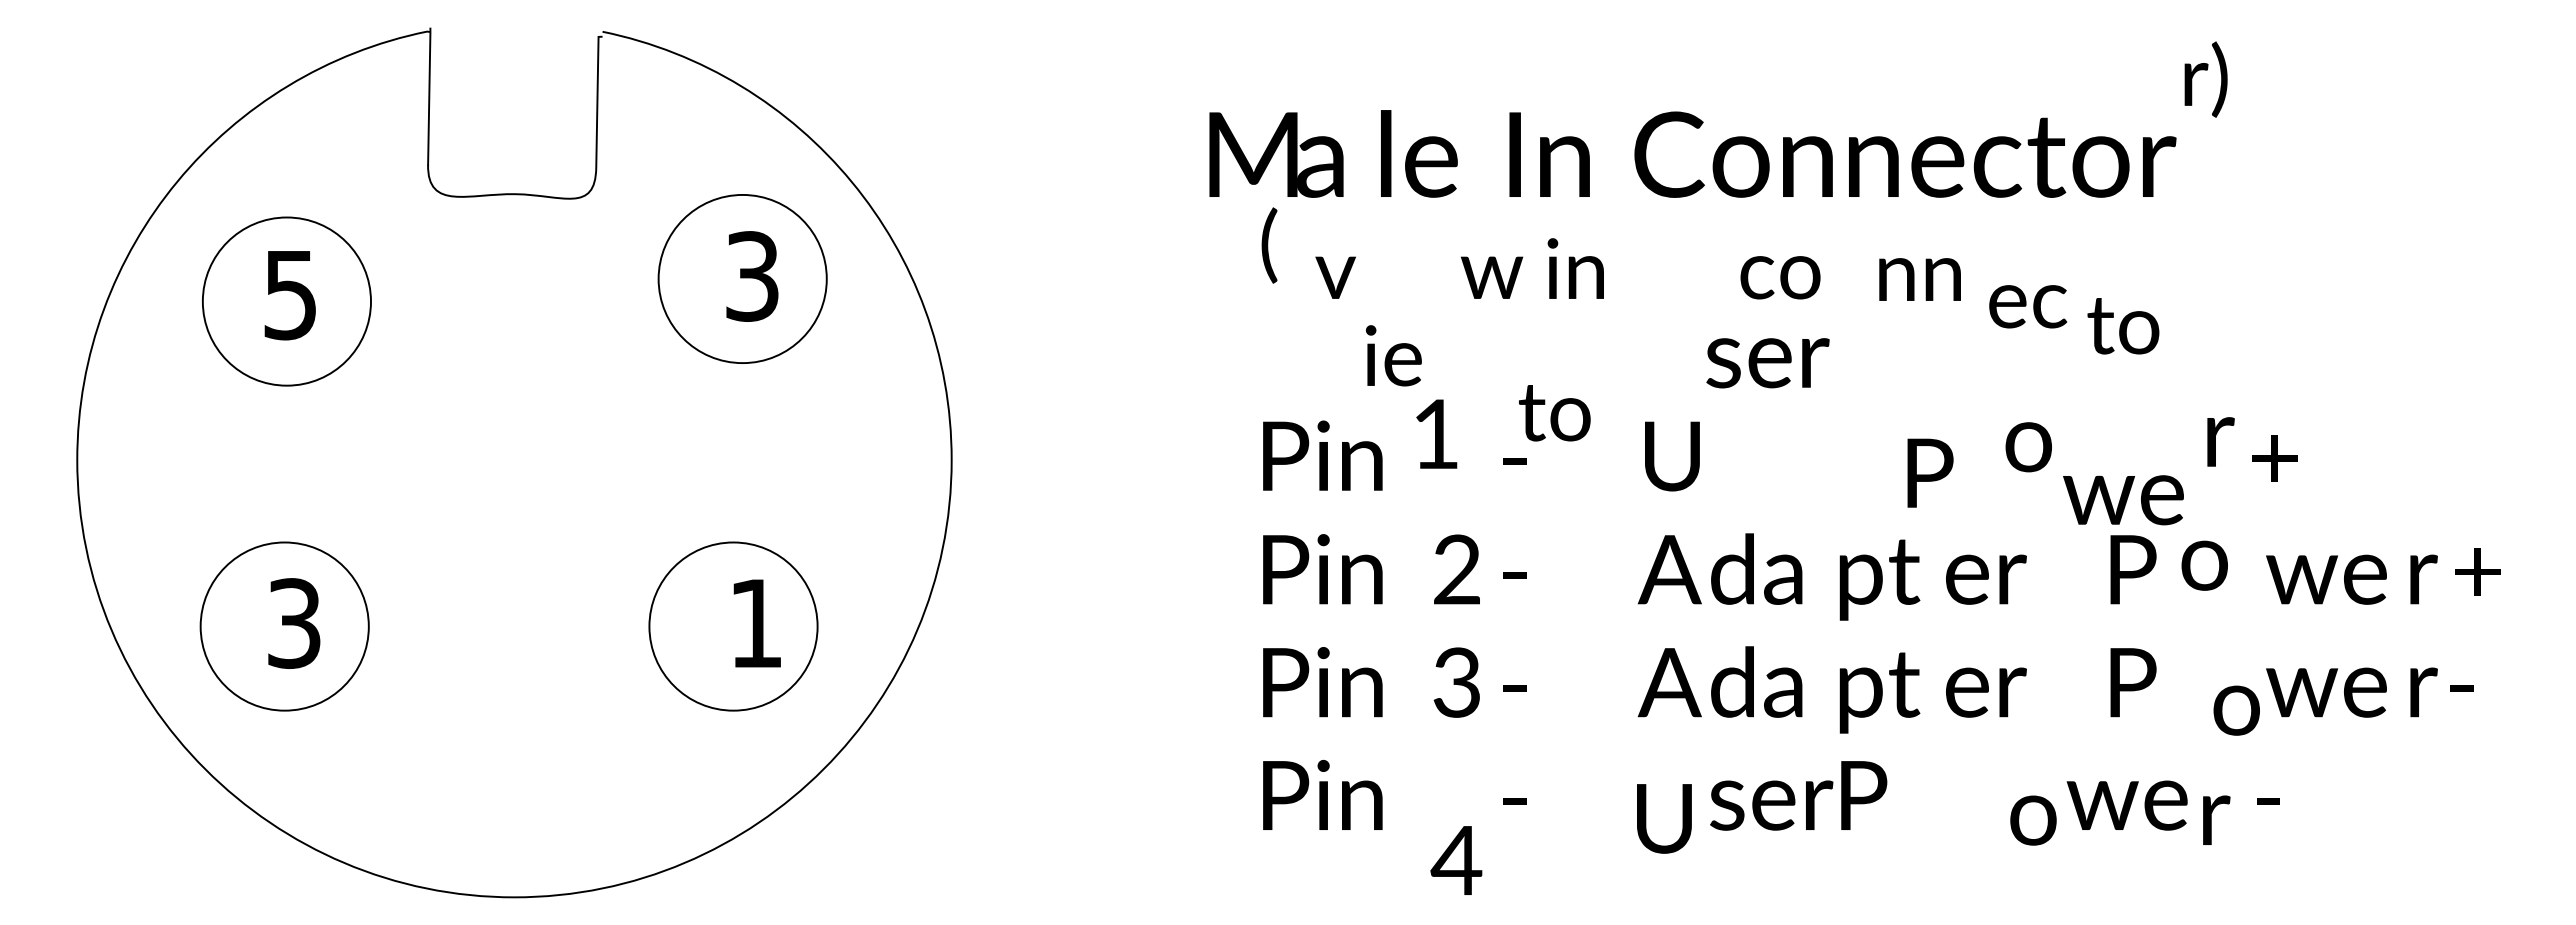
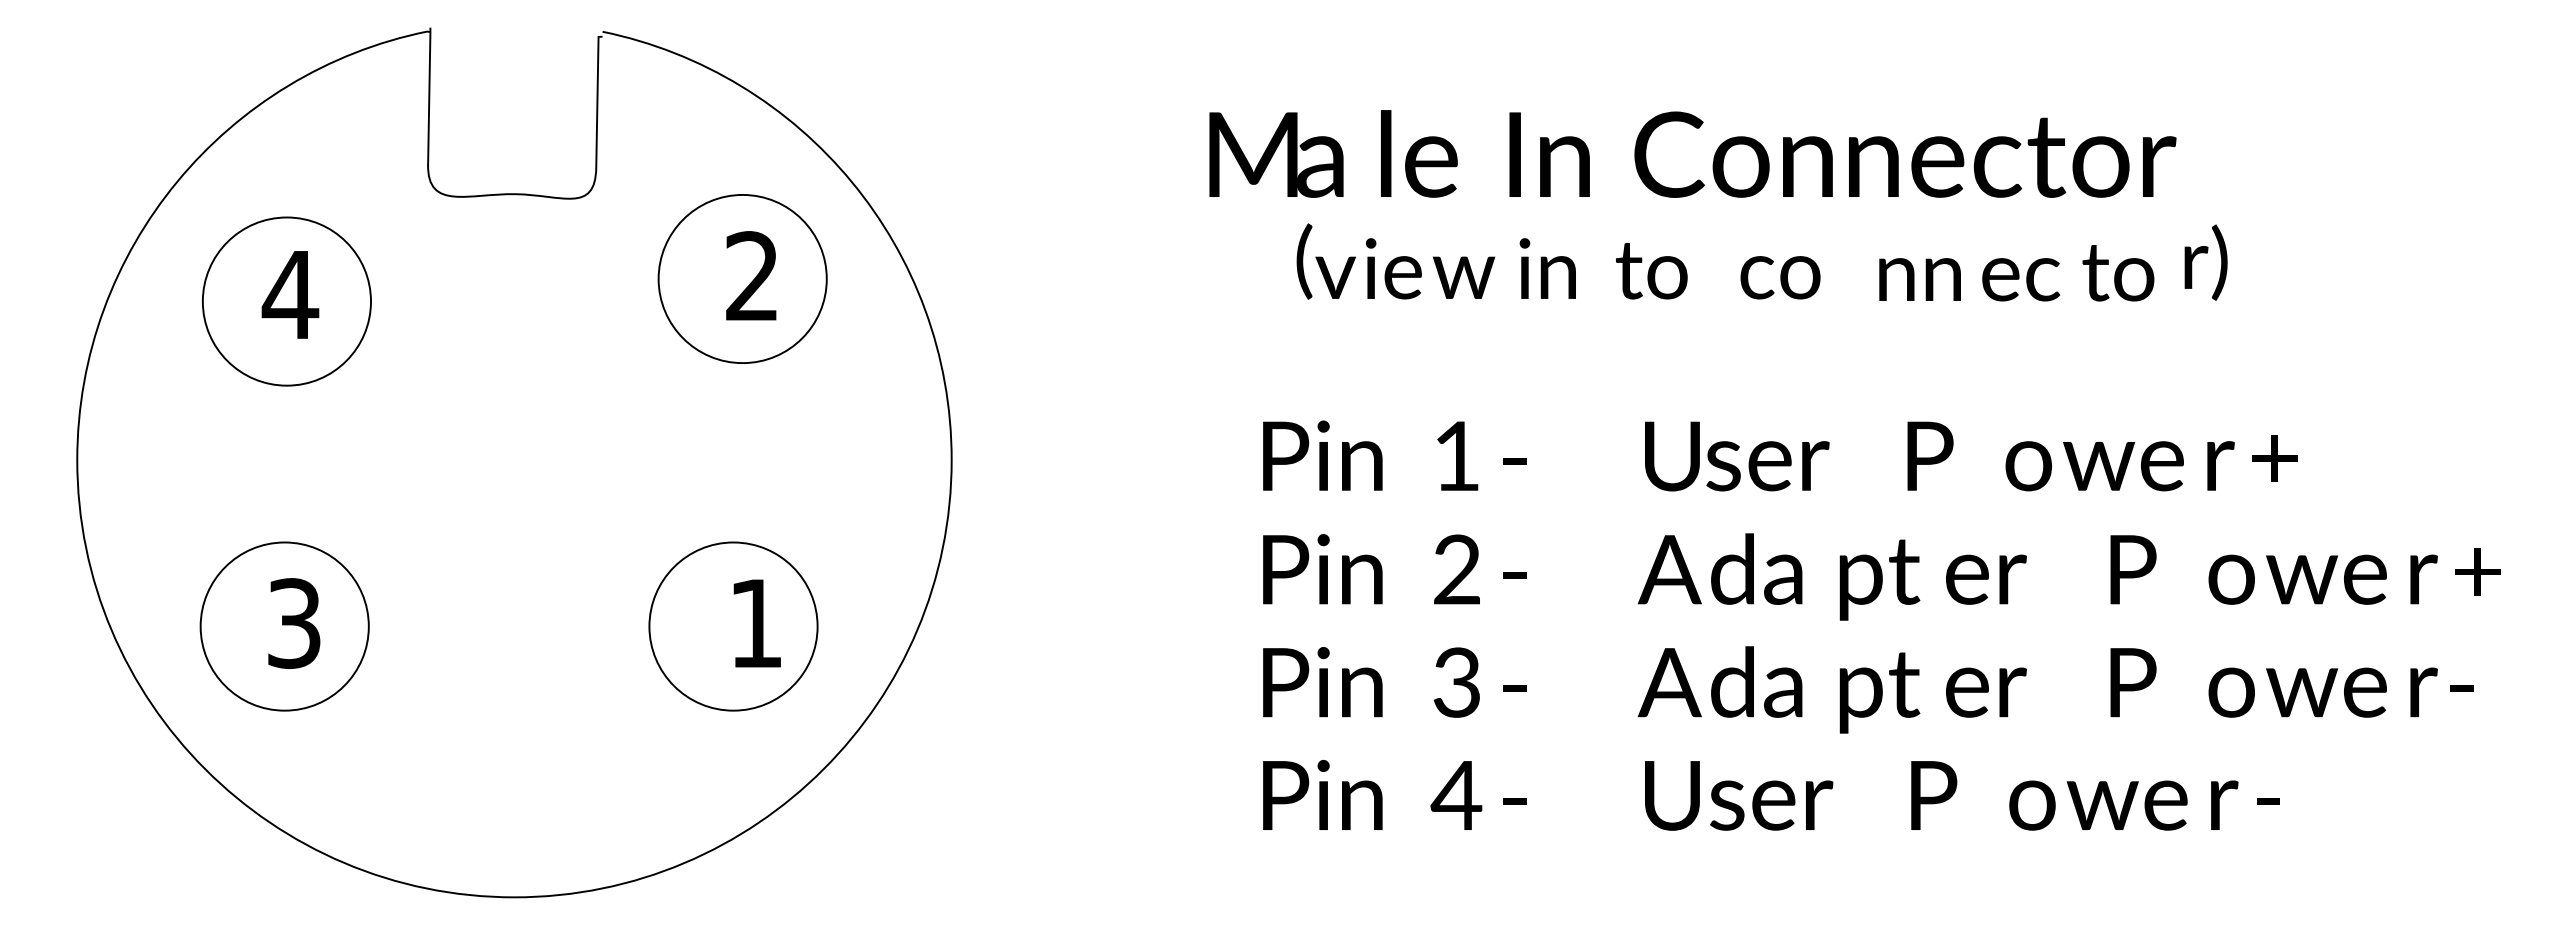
text position: (2205, 79) -> (2205, 262) (2205, 262)
text position: (1269, 245) -> (1304, 261) (1304, 261)
text position: (1532, 268) -> (1504, 268) (1504, 268)
text: 3 -> 2 (752, 276)
text: 5 -> 4 (290, 295)
text position: (2028, 306) -> (2021, 279) (2021, 279)
text position: (2123, 326) -> (2118, 273) (2118, 273)
text position: (1393, 355) -> (1393, 268) (1393, 268)
text position: (1767, 363) -> (1767, 466) (1767, 466)
text position: (1554, 413) -> (1651, 271) (1651, 271)
text position: (1436, 433) -> (1457, 455) (1457, 455)
text position: (2220, 441) -> (2220, 465) (2220, 465)
text position: (2028, 447) -> (2028, 466) (2028, 466)
text position: (1930, 472) -> (1930, 455) (1930, 455)
text position: (2123, 500) -> (2123, 466) (2123, 466)
text position: (2204, 565) -> (2231, 579) (2231, 579)
text position: (2236, 710) -> (2231, 692) (2231, 692)
text position: (1864, 795) -> (1934, 795) (1934, 795)
text position: (1664, 818) -> (1672, 795) (1672, 795)
text position: (2216, 819) -> (2224, 804) (2224, 804)
text position: (2033, 820) -> (2032, 805) (2032, 805)
text position: (1456, 860) -> (1456, 795) (1456, 795)
